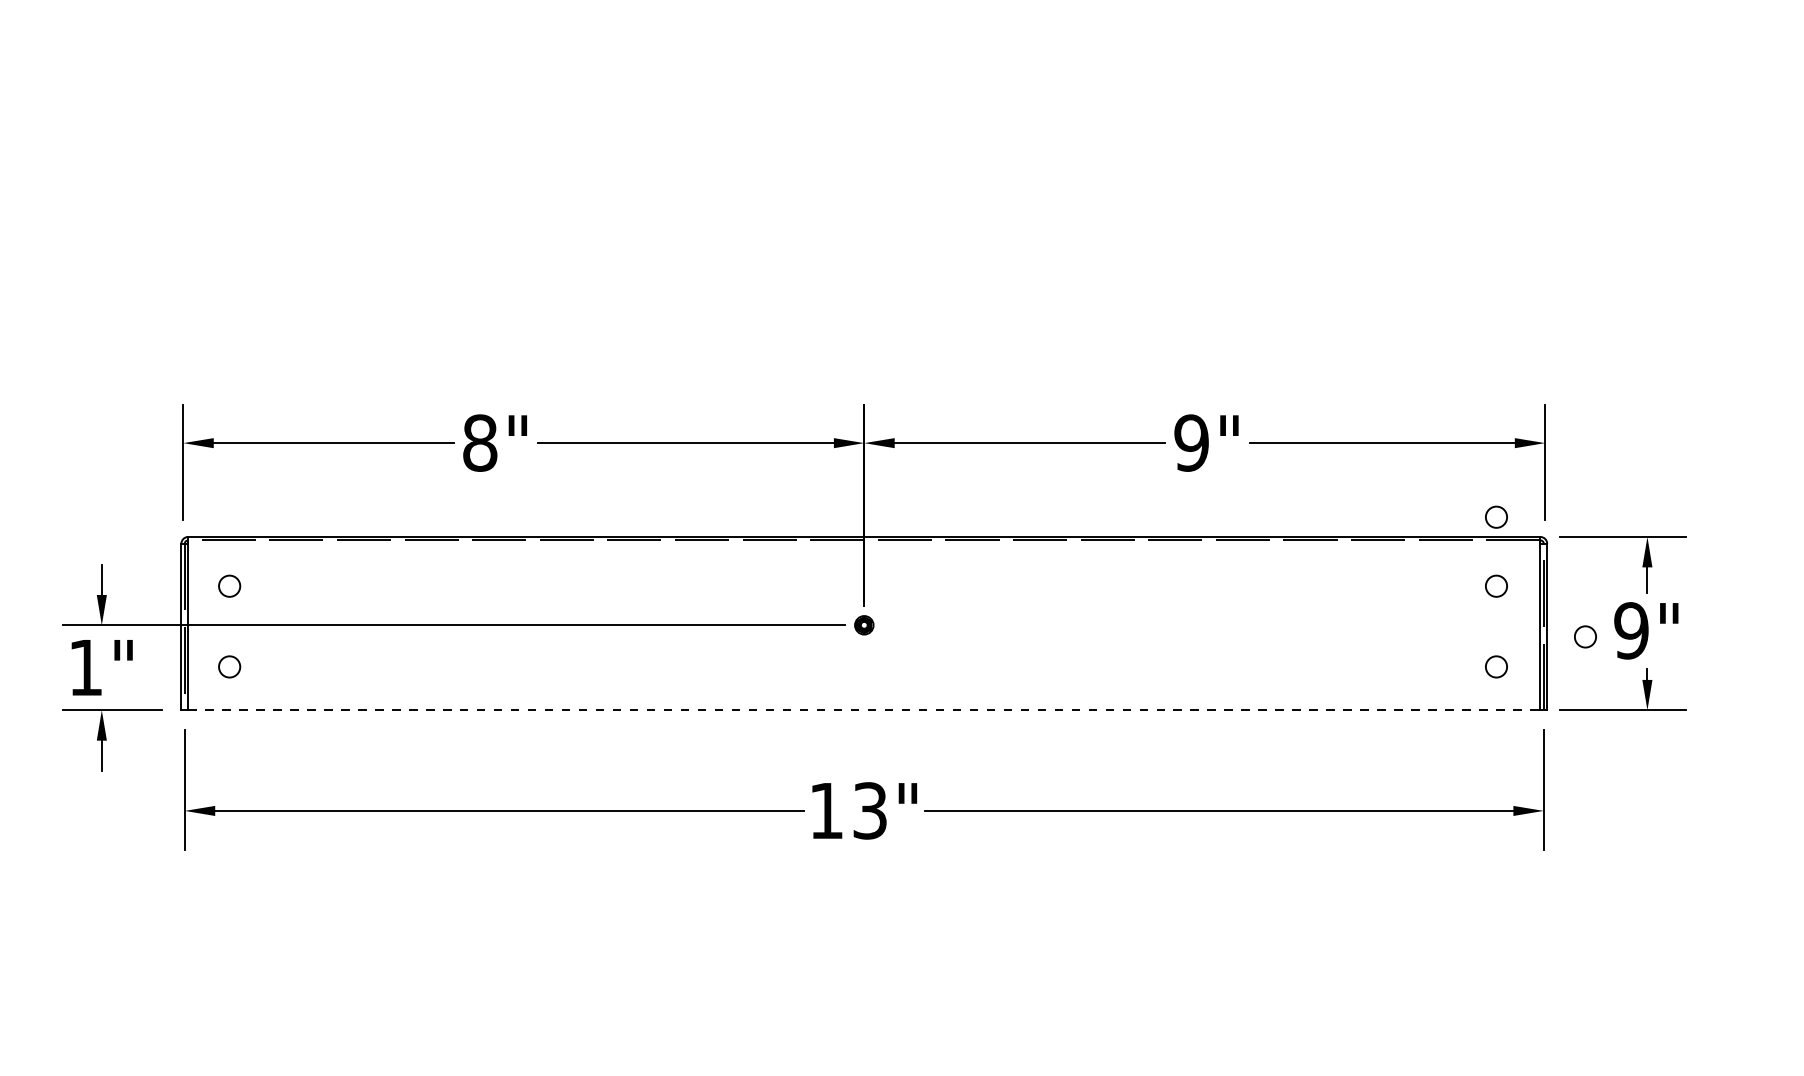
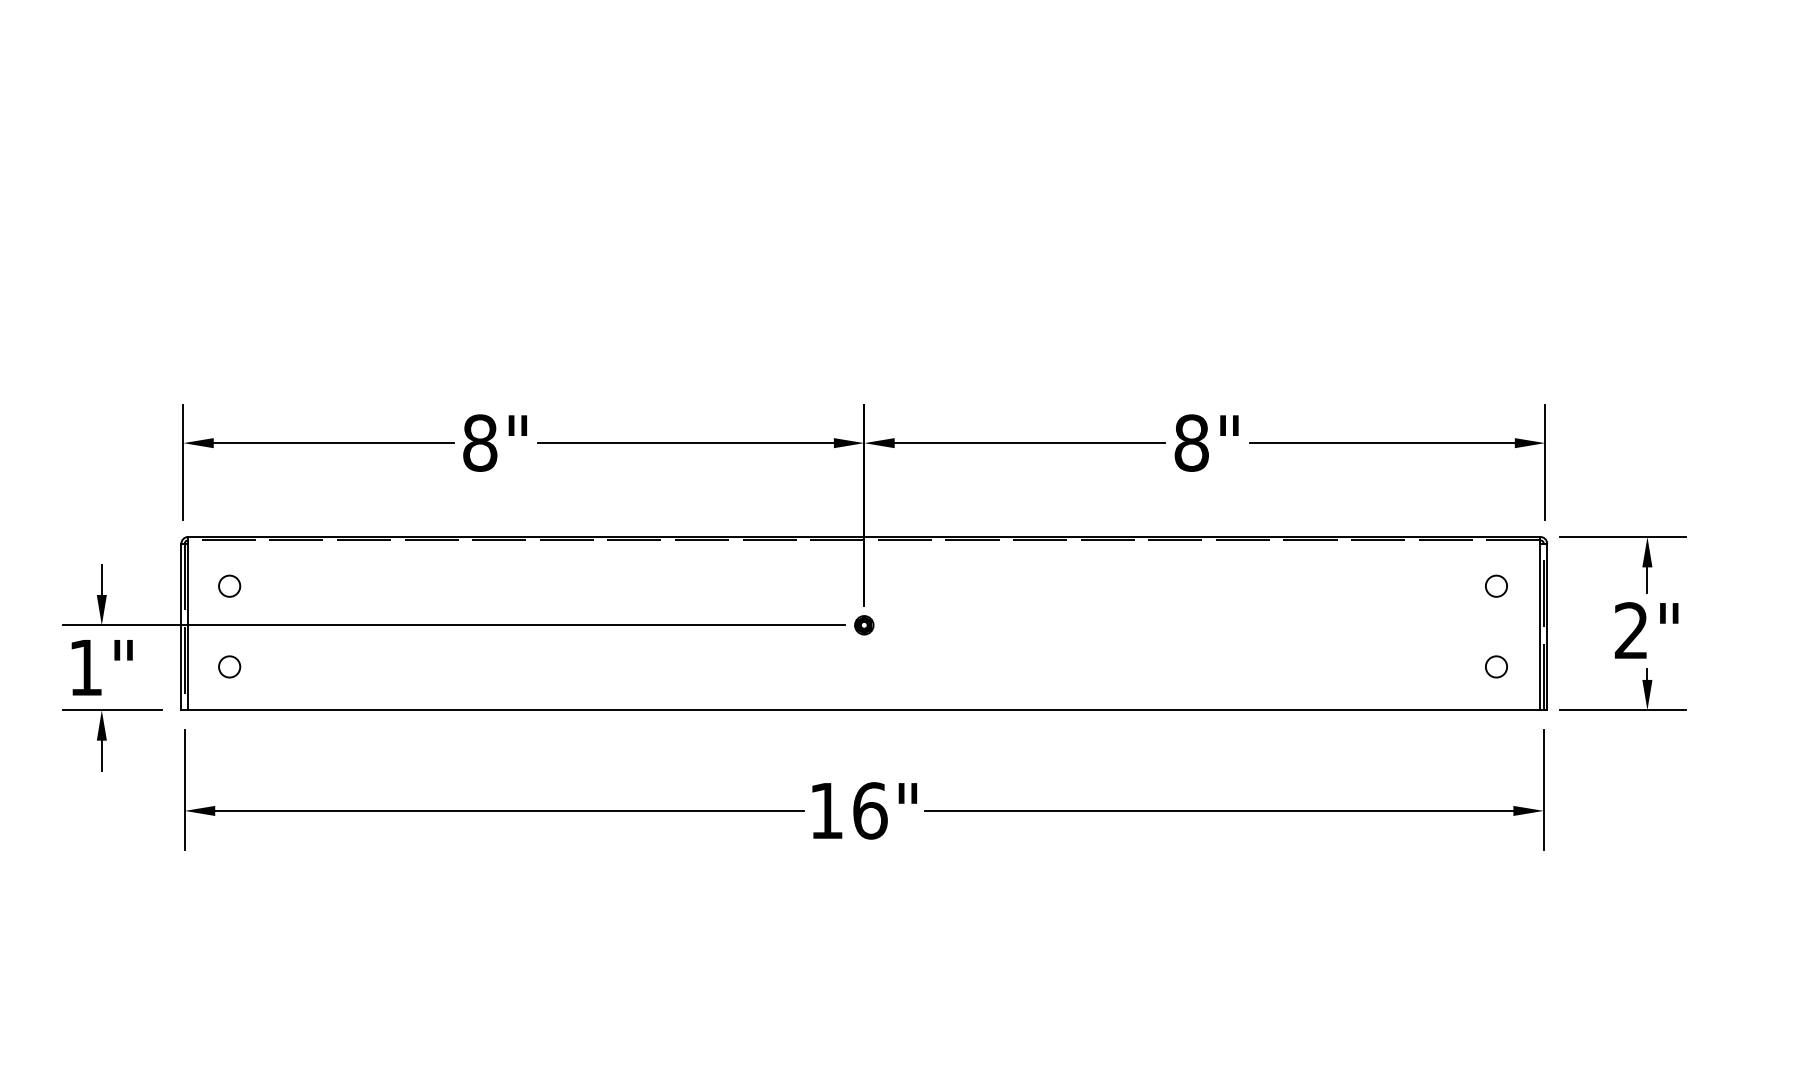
text: 9" -> 8" (1191, 442)
circle: present -> none (1496, 516)
text: 9" -> 2" (1631, 630)
circle: present -> none (1585, 636)
line: dashed -> solid (864, 710)
text: 13" -> 16" (870, 810)
